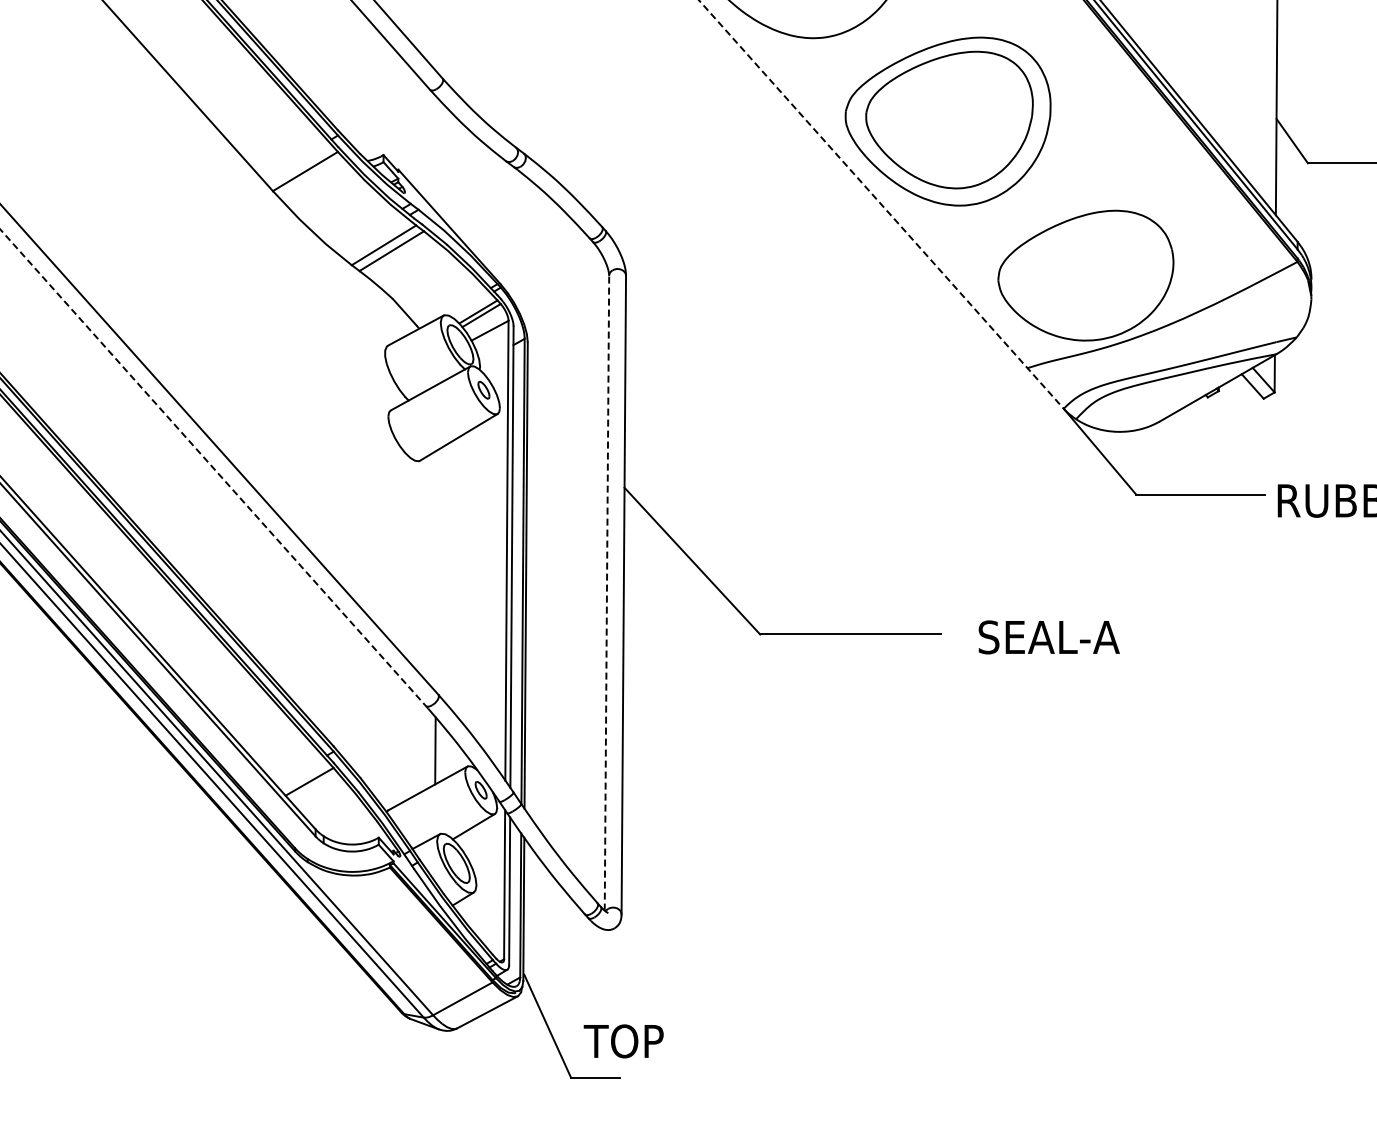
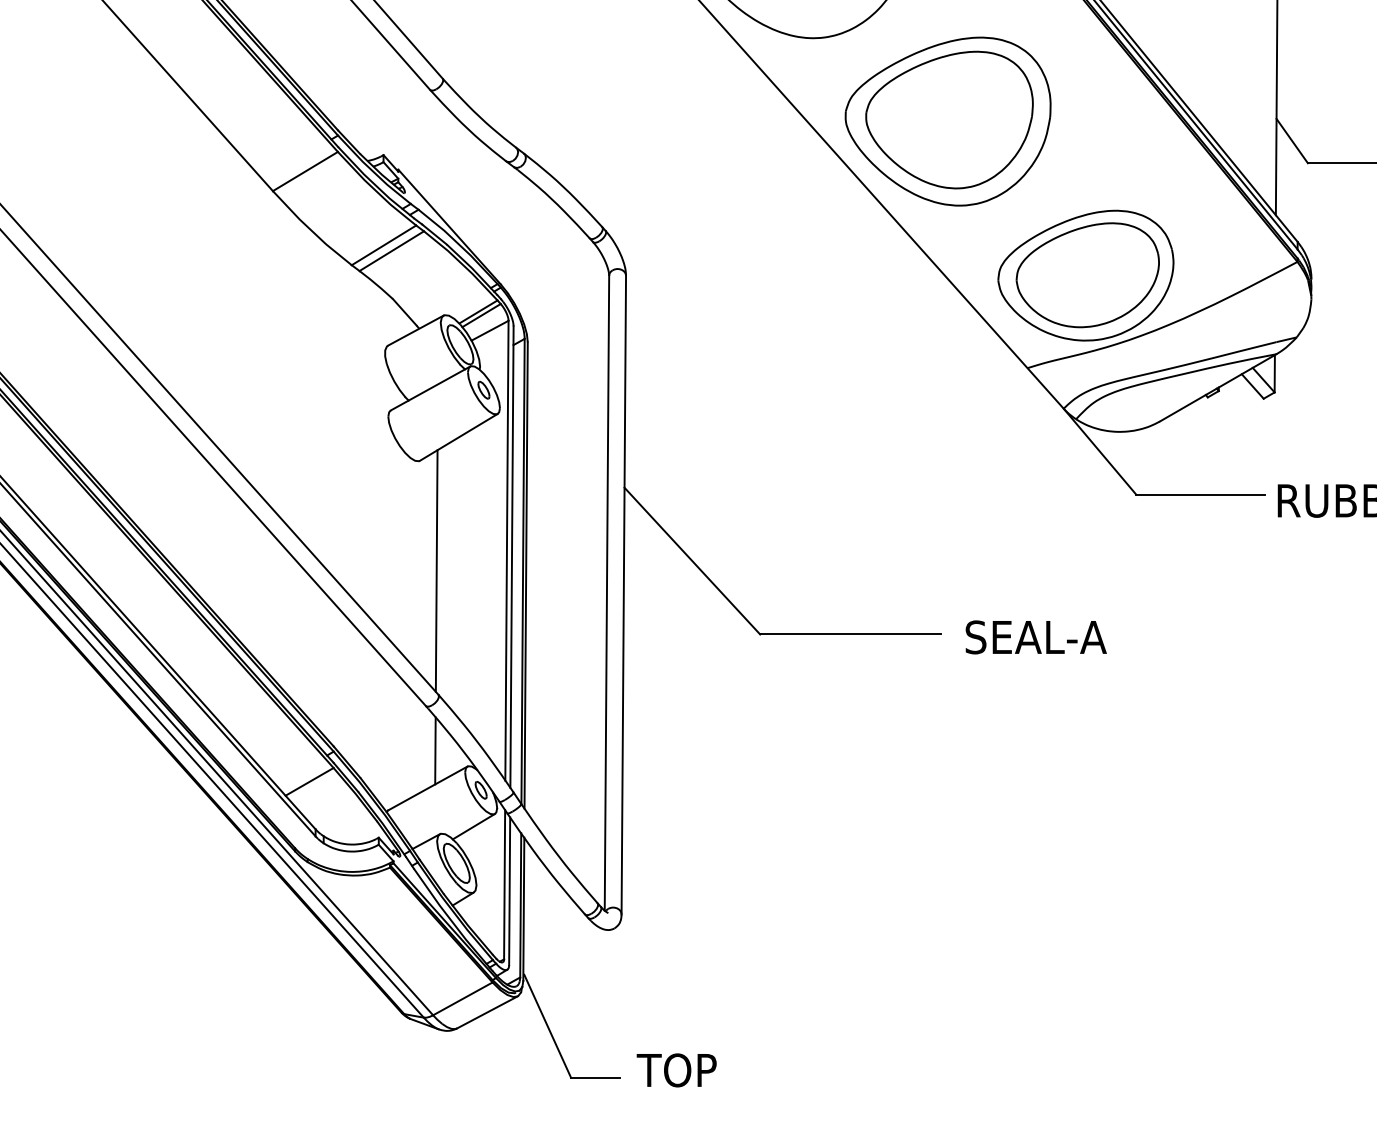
line: dashed -> solid (881, 204)
part: none -> present (1087, 275)
line: dashed -> solid (213, 468)
line: none -> present (436, 570)
line: dashed -> solid (606, 592)
text position: (1048, 637) -> (1035, 637) (1035, 637)
text position: (623, 1041) -> (676, 1070) (676, 1070)
